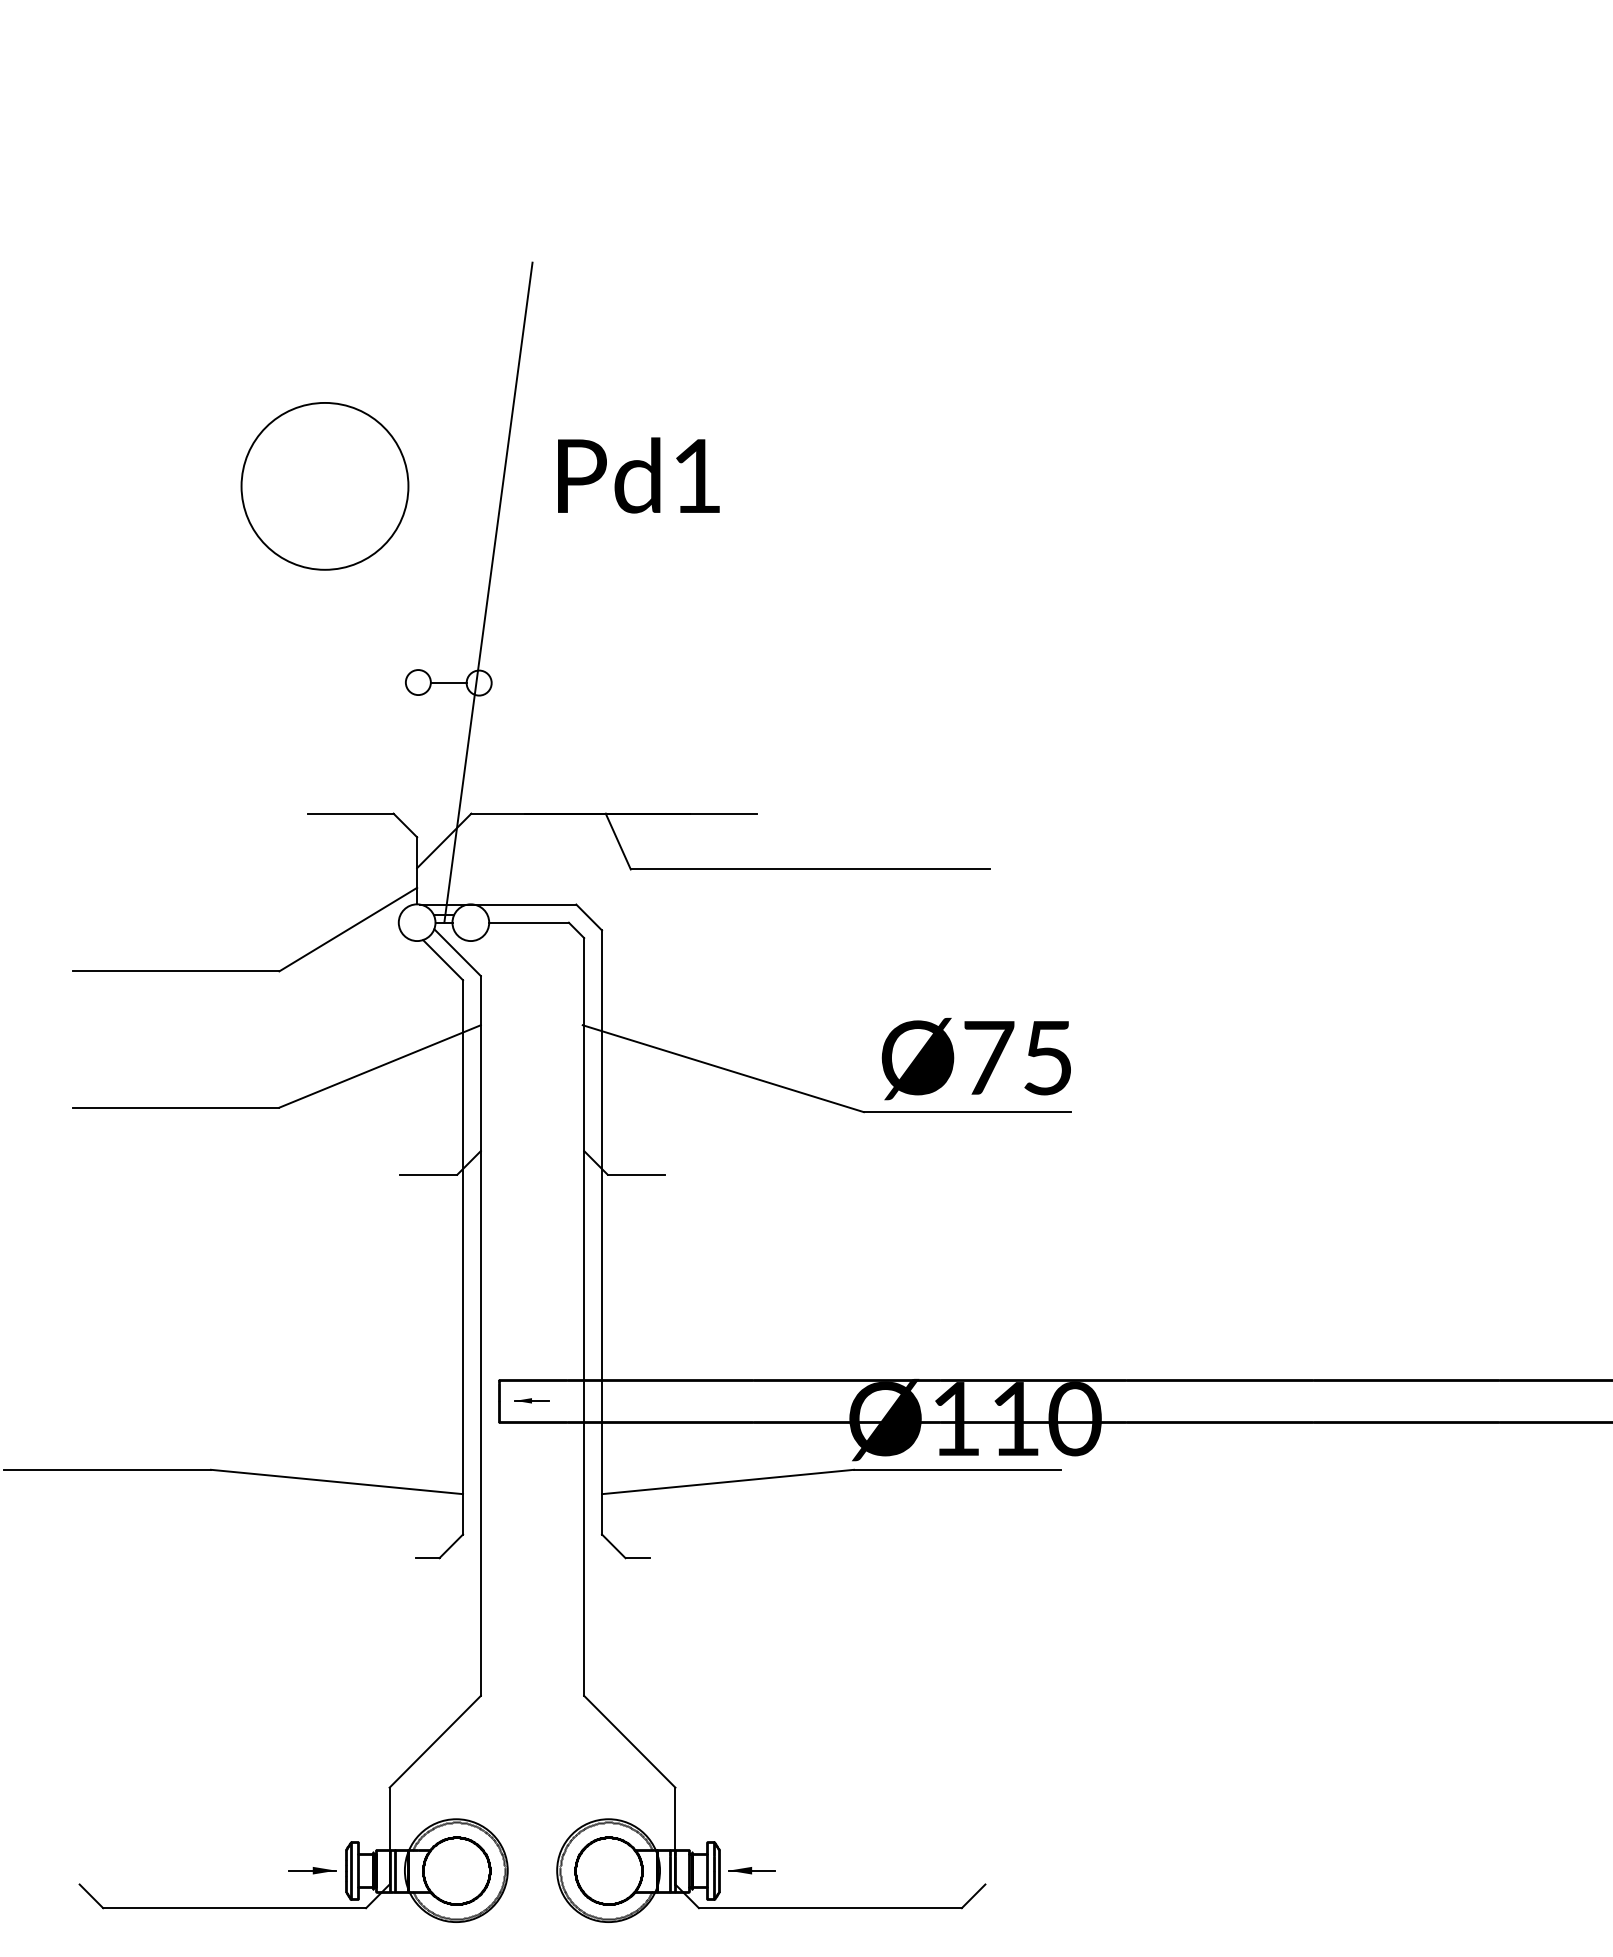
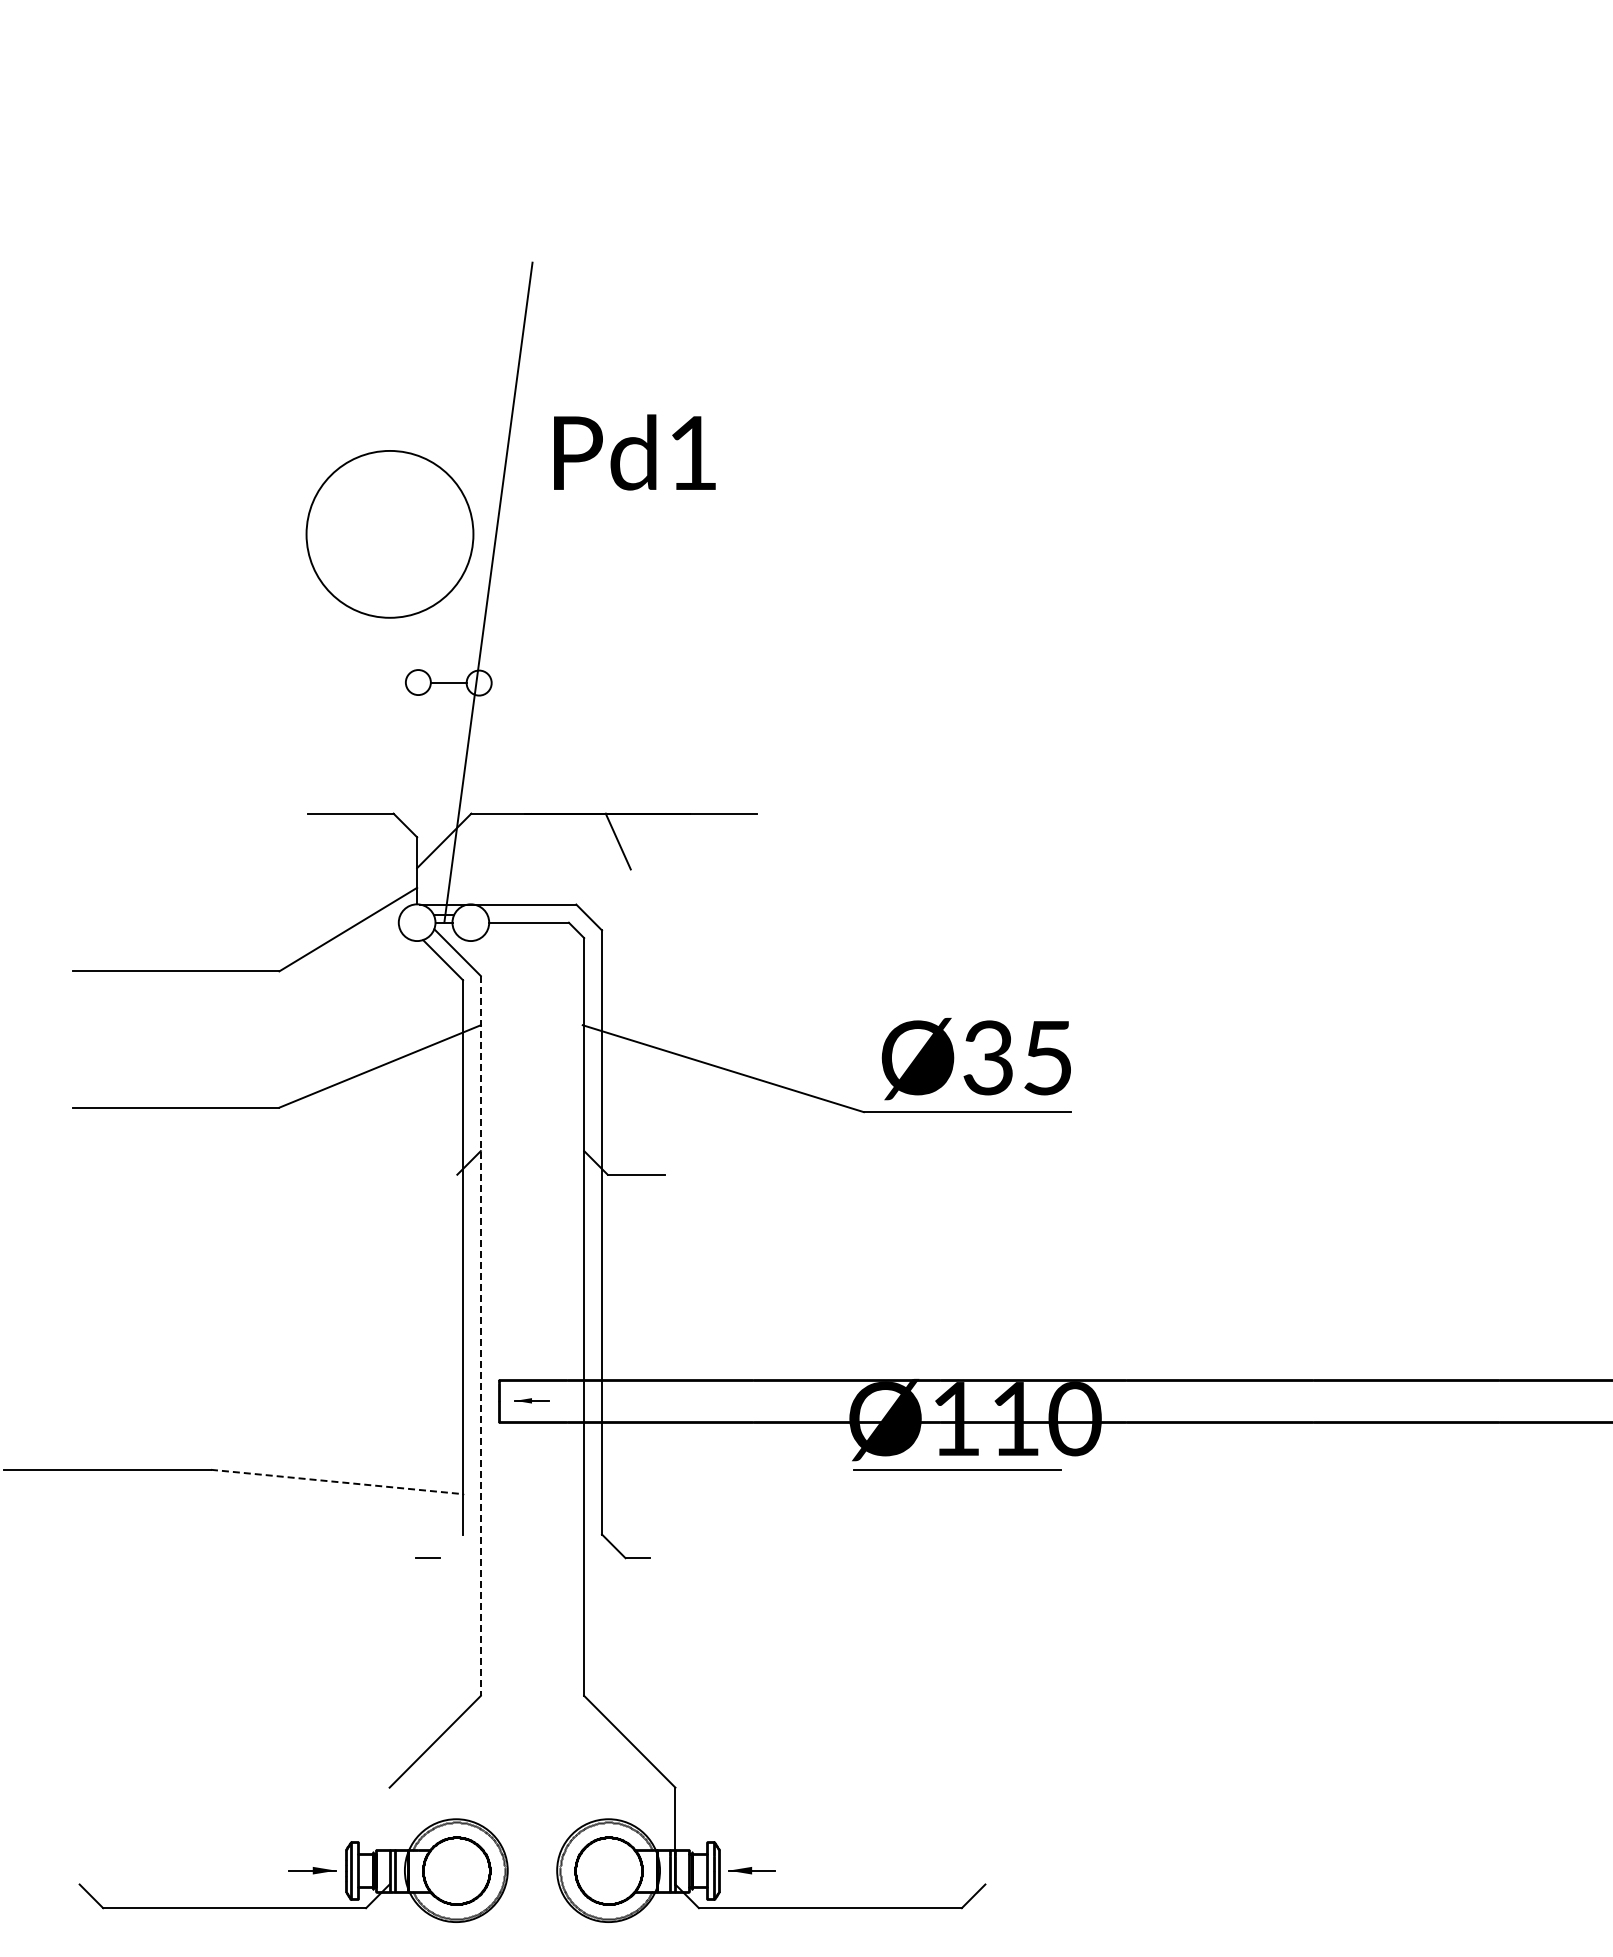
text position: (638, 475) -> (634, 452) (634, 452)
circle position: (324, 486) -> (389, 534) (389, 534)
line: present -> none (809, 869)
text: Ø75 -> Ø35 (988, 1057)
line: present -> none (428, 1174)
line: solid -> dashed (480, 1335)
line: solid -> dashed (337, 1481)
line: present -> none (728, 1481)
line: present -> none (451, 1546)
line: present -> none (389, 1835)
